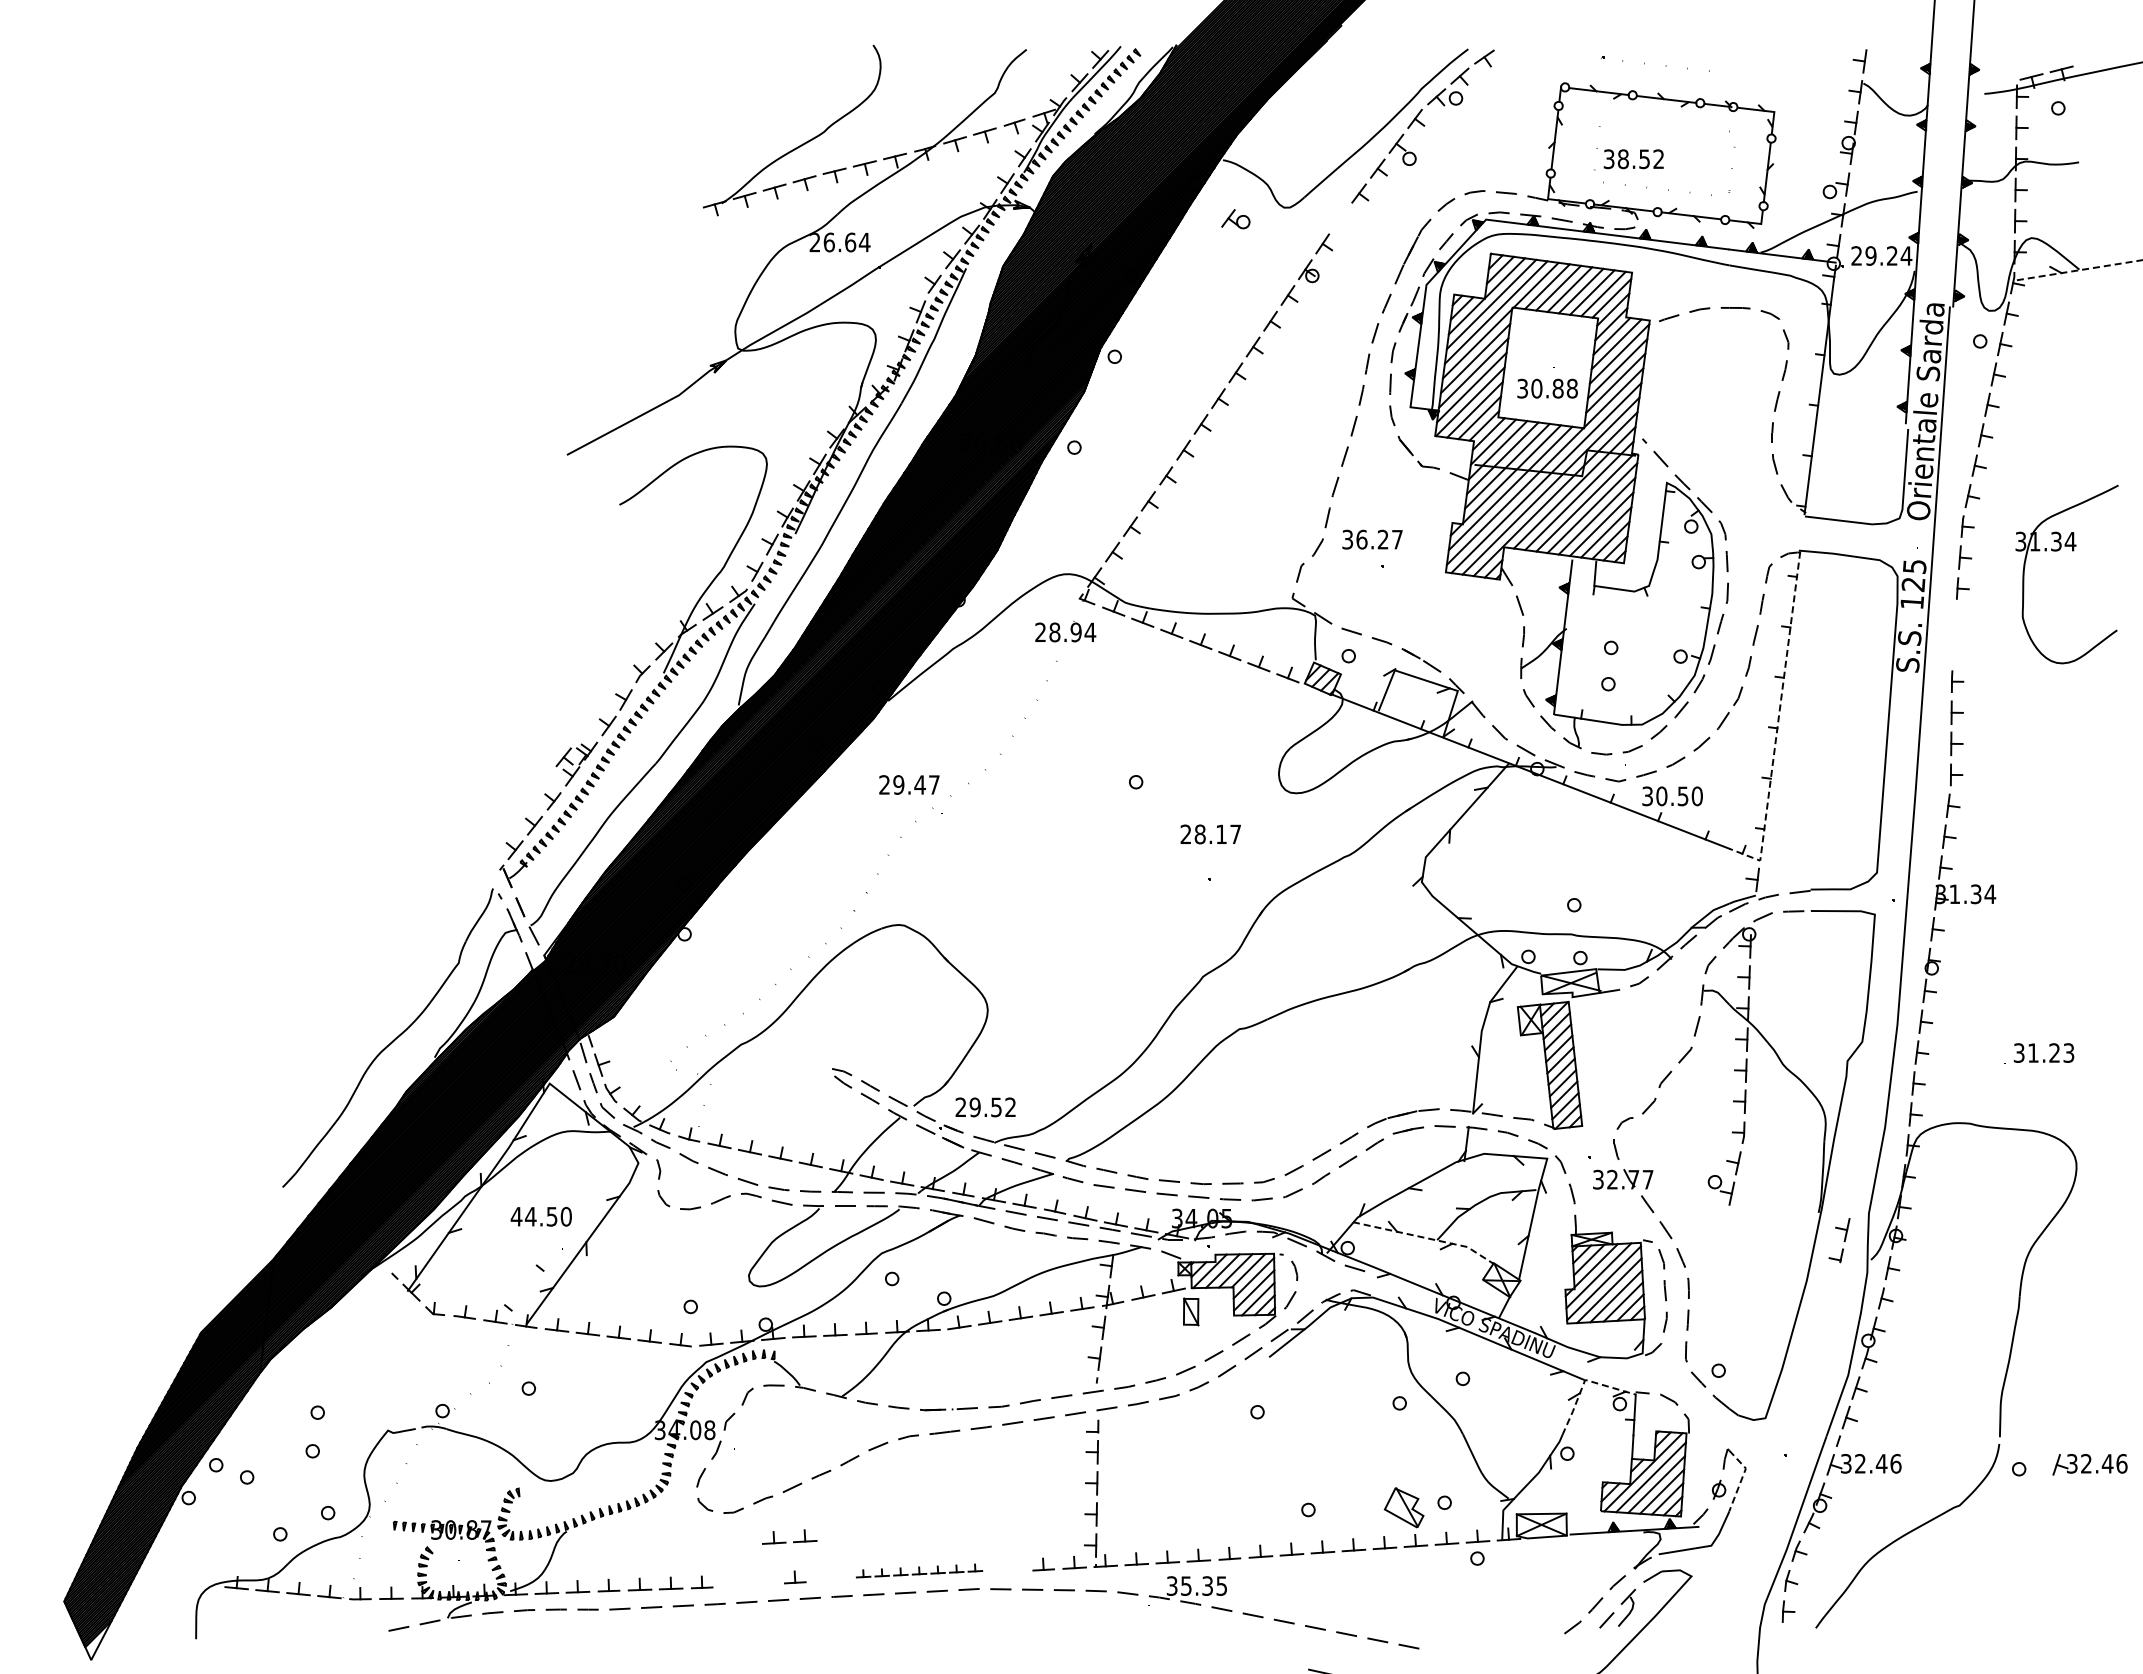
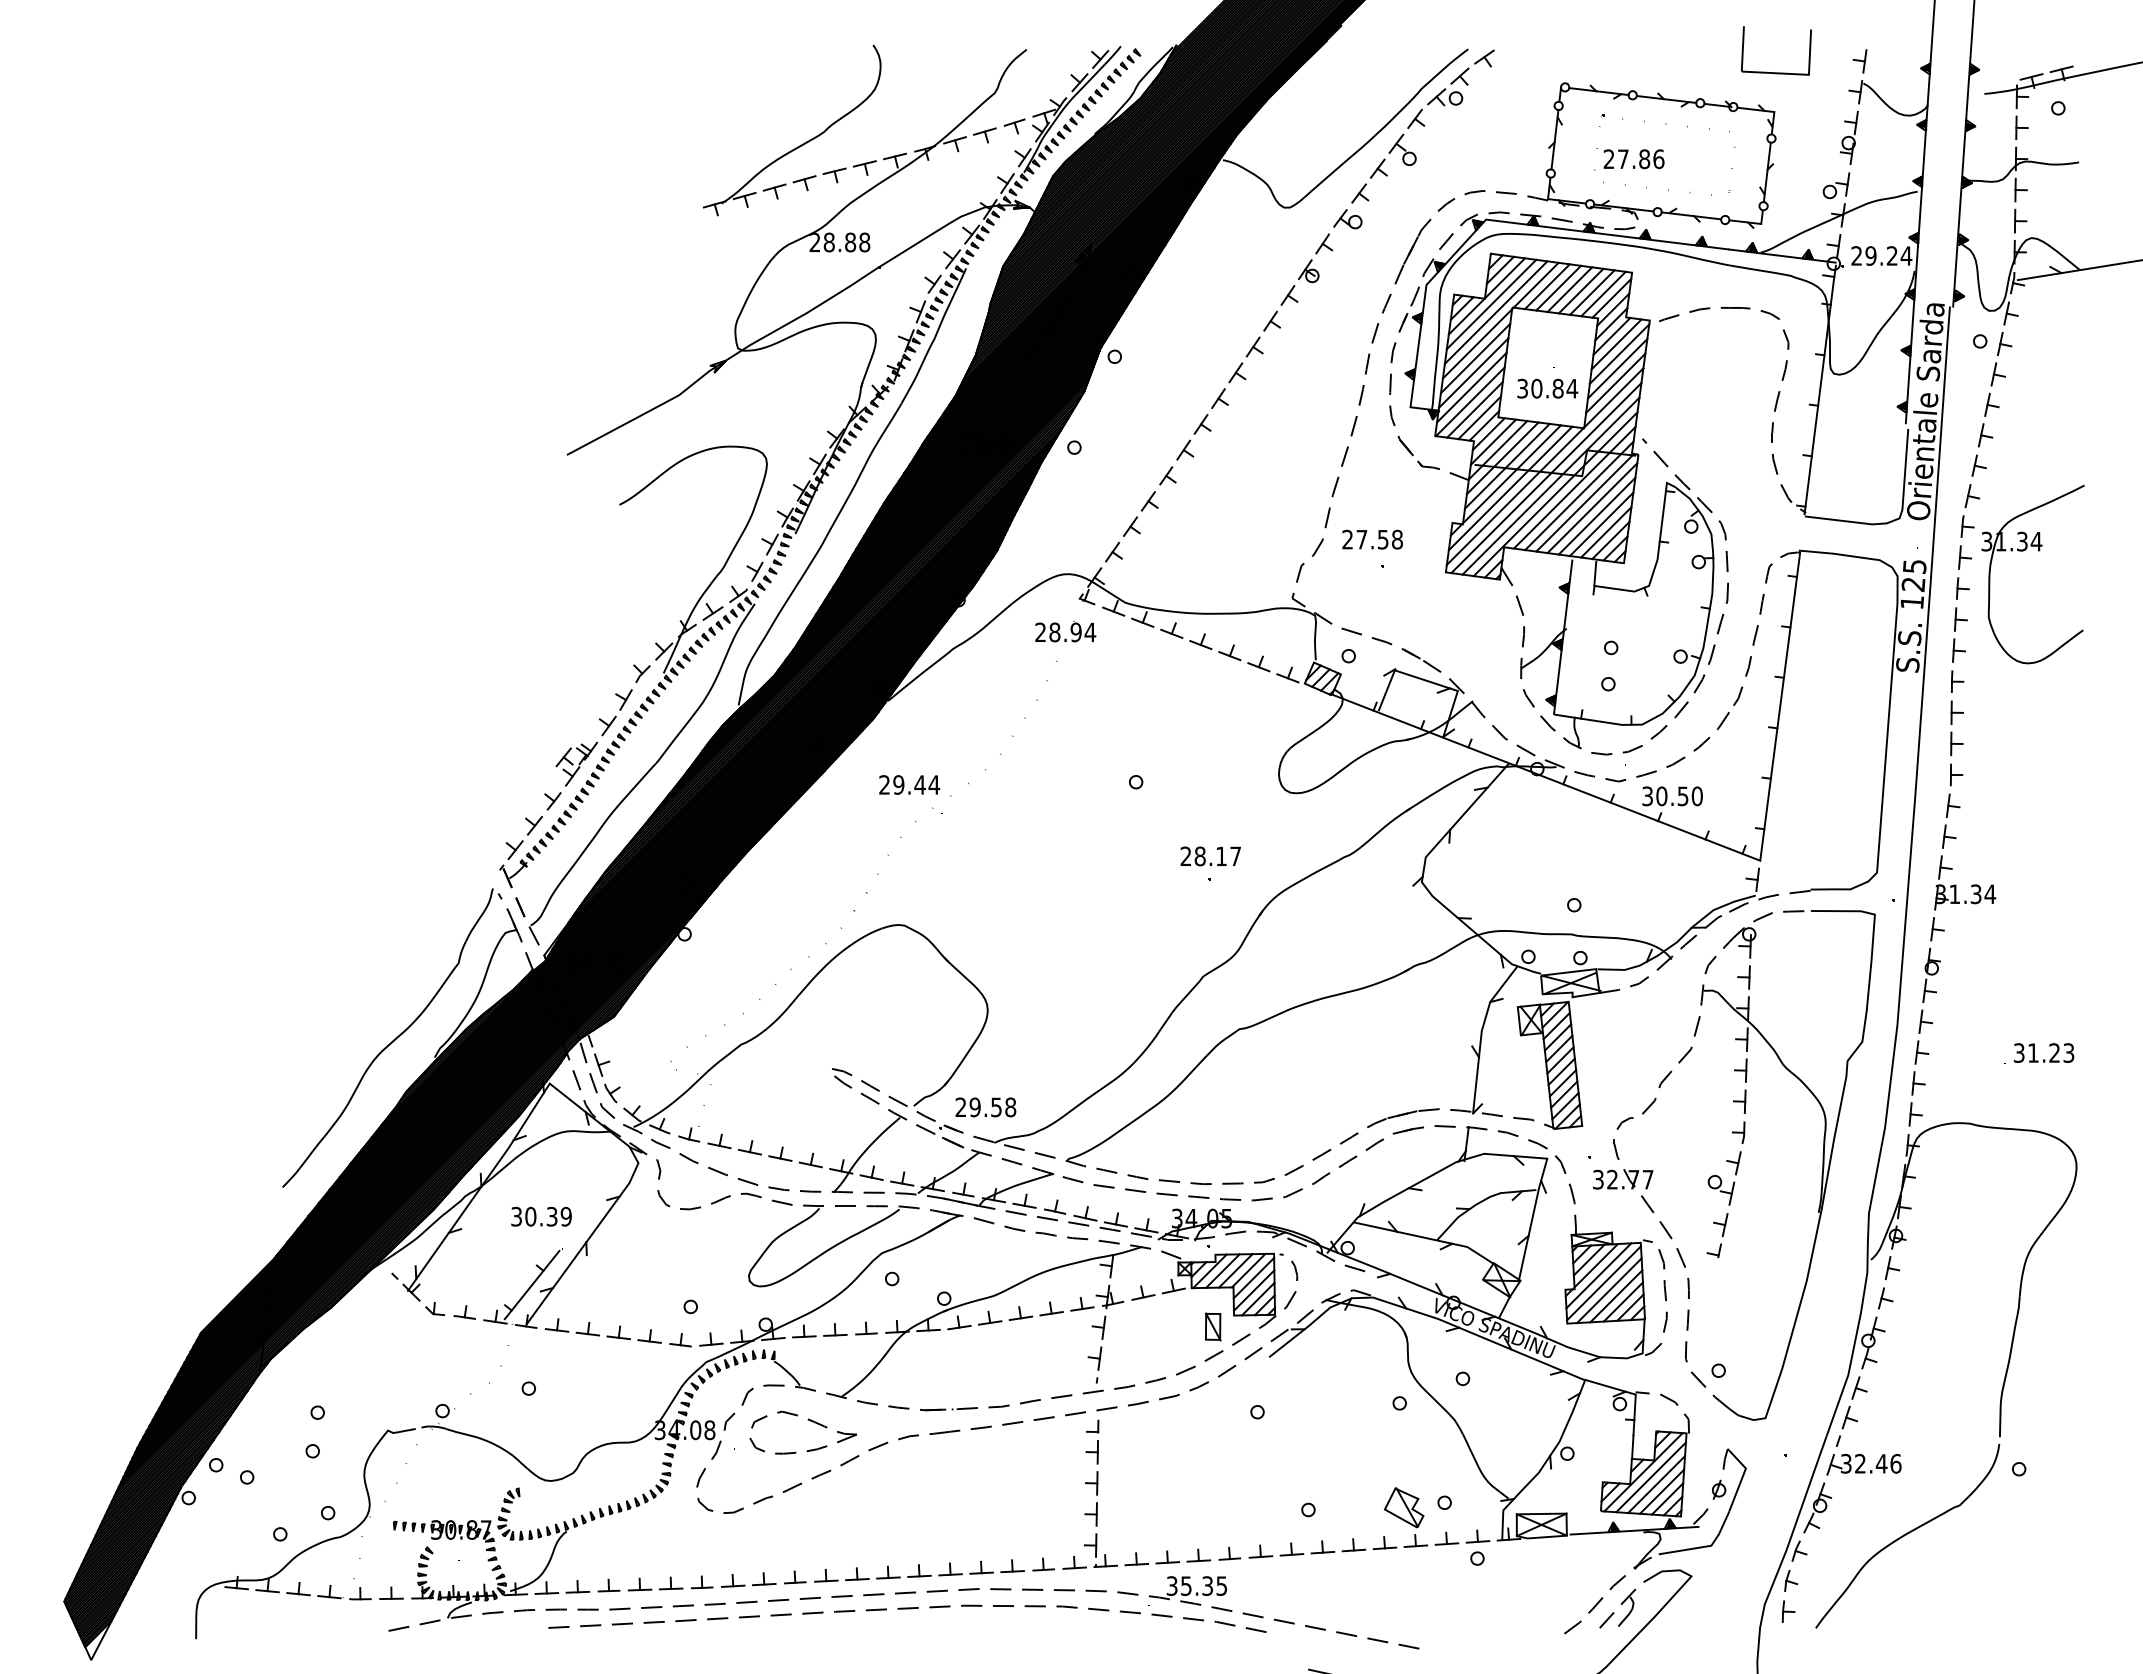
part position: (1665, 65) -> (1665, 123) (1665, 123)
part: none -> present (1775, 72)
text: 38.52 -> 27.86 (1633, 159)
part position: (1235, 219) -> (1347, 219) (1347, 219)
text: 26.64 -> 28.88 (846, 242)
line: dashed -> solid (2079, 270)
text: 30.88 -> 30.84 (1572, 388)
text: 36.27 -> 27.58 (1372, 539)
part position: (2072, 551) -> (2038, 551) (2038, 551)
part: none -> present (1959, 634)
line: dashed -> solid (1777, 724)
text: 29.47 -> 29.44 (934, 784)
text position: (1210, 834) -> (1210, 856) (1210, 856)
text: 29.52 -> 29.58 (1010, 1107)
text: 44.50 -> 30.39 (540, 1216)
line: dashed -> solid (1426, 1238)
part position: (1839, 1240) -> (1717, 1235) (1717, 1235)
line: none -> present (531, 1284)
part position: (1191, 1311) -> (1213, 1326) (1213, 1326)
line: dashed -> solid (1583, 1383)
part: none -> present (807, 1420)
part: present -> none (2089, 1464)
line: dashed -> solid (1742, 1478)
part position: (789, 1536) -> (748, 1579) (748, 1579)
part size: 128x16 px -> 211x24 px (919, 1570)
curve: none -> present (907, 1609)
